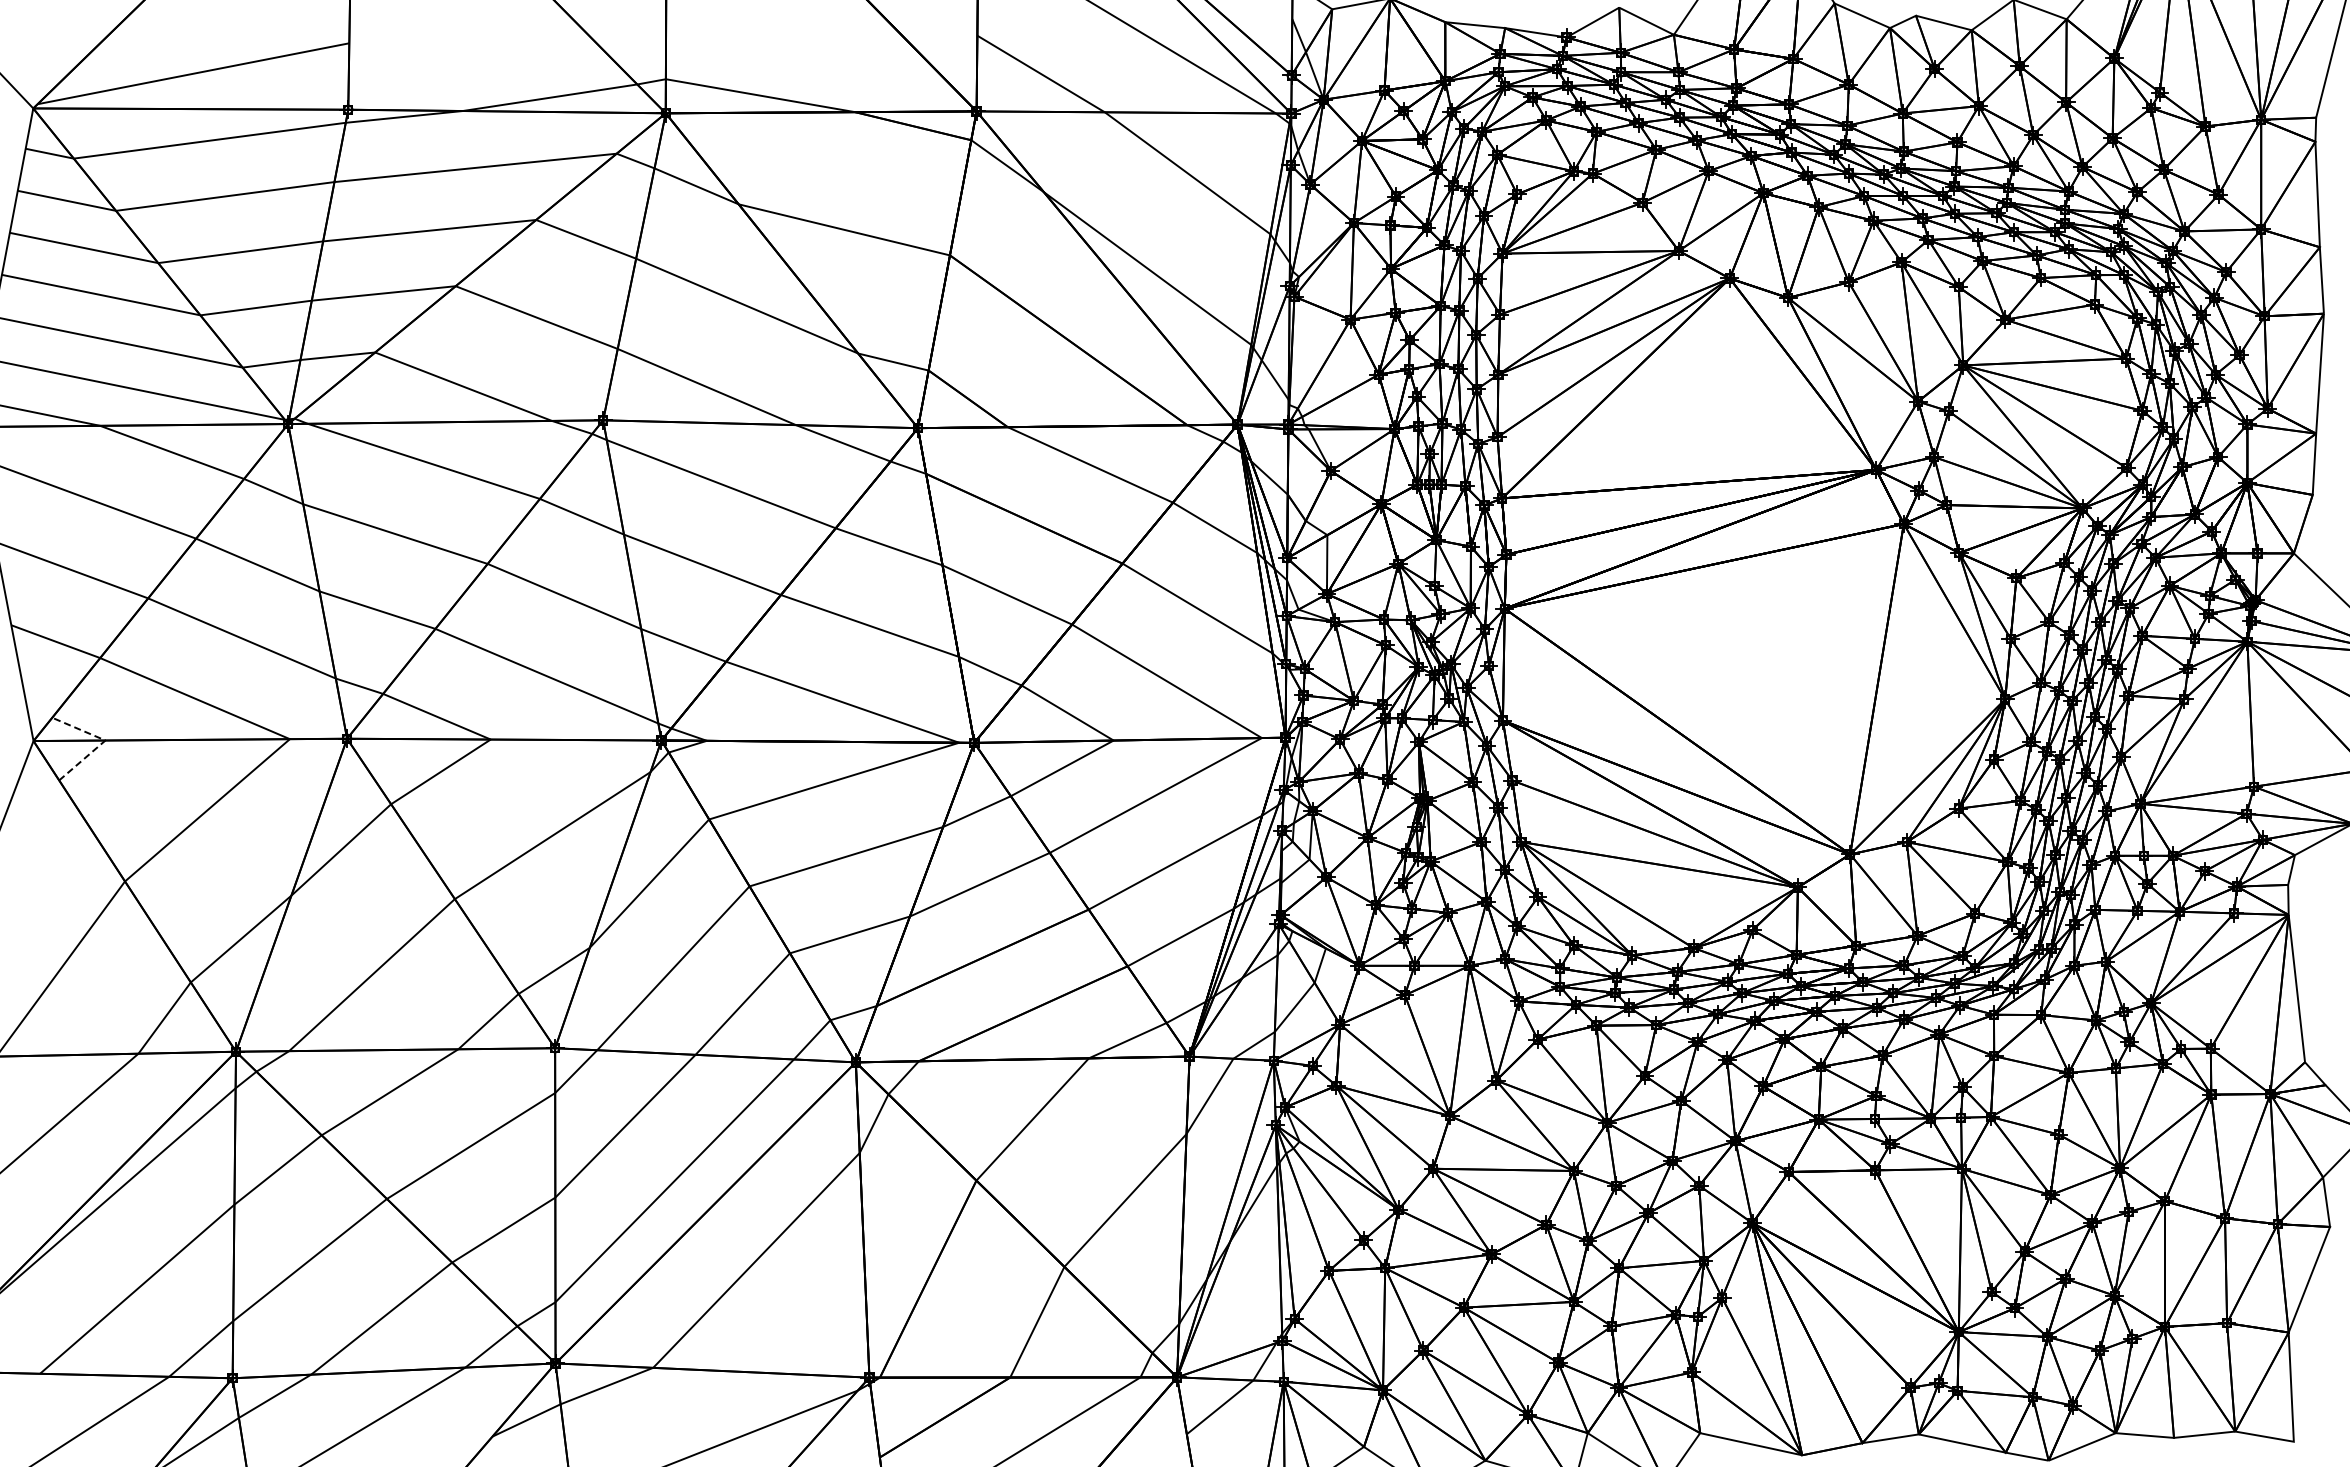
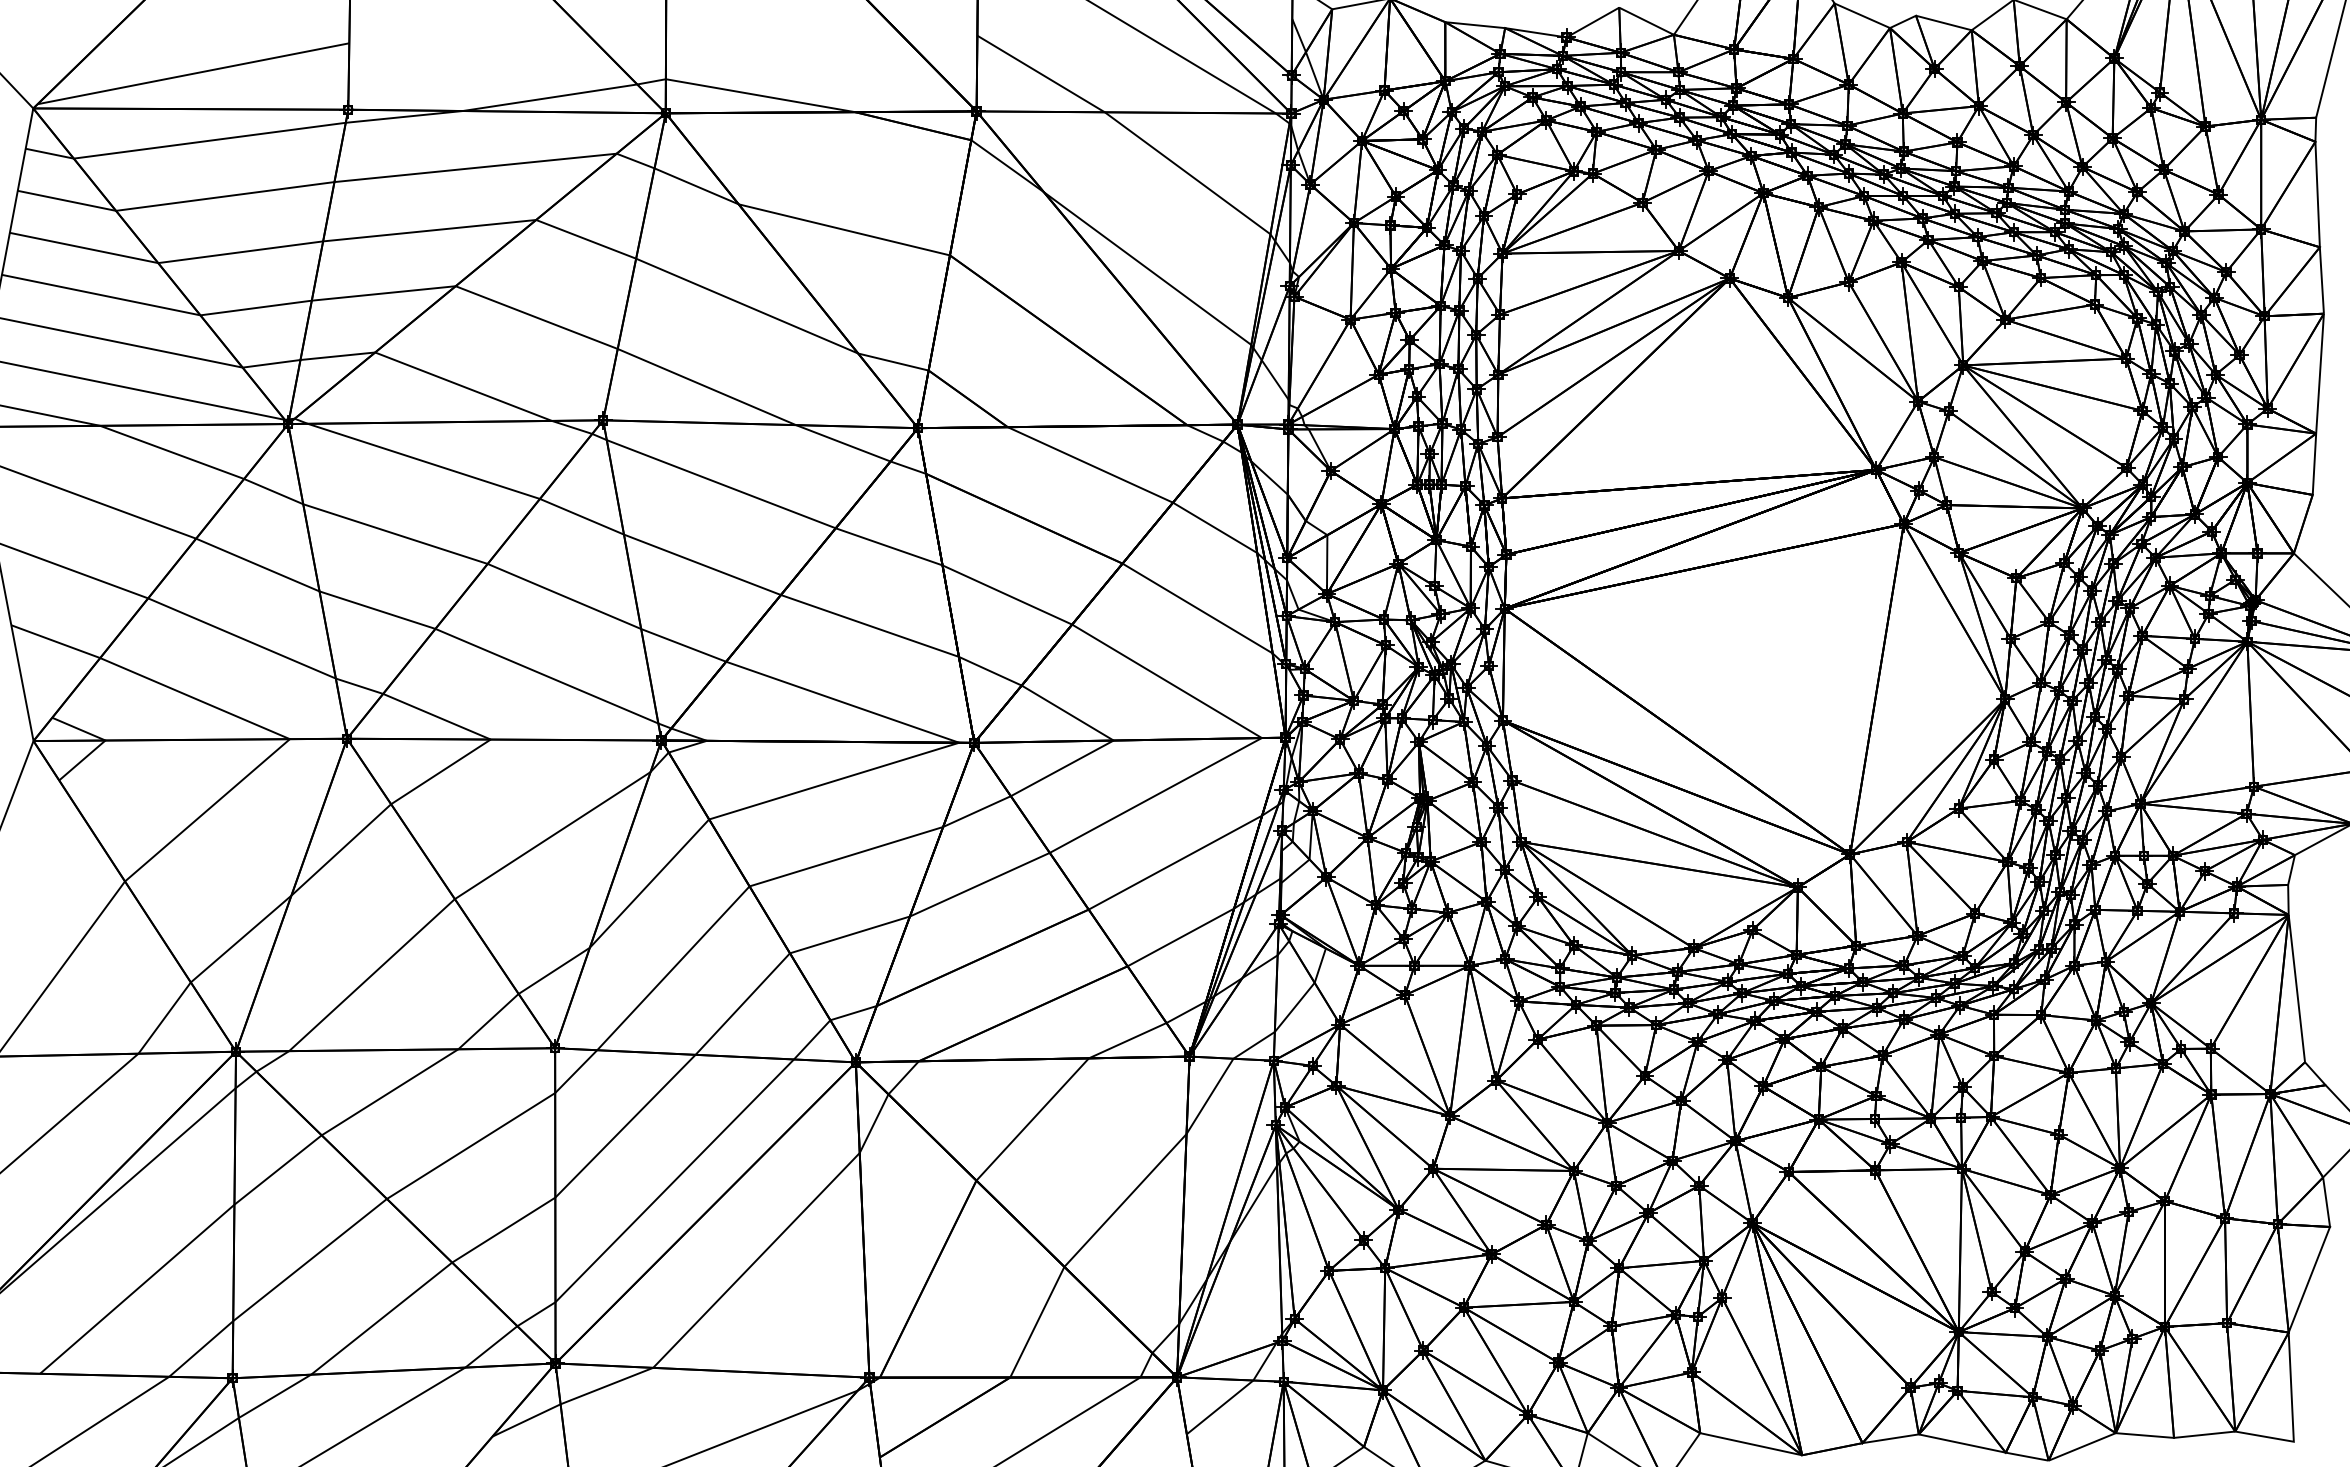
line: dashed -> solid (104, 741)
